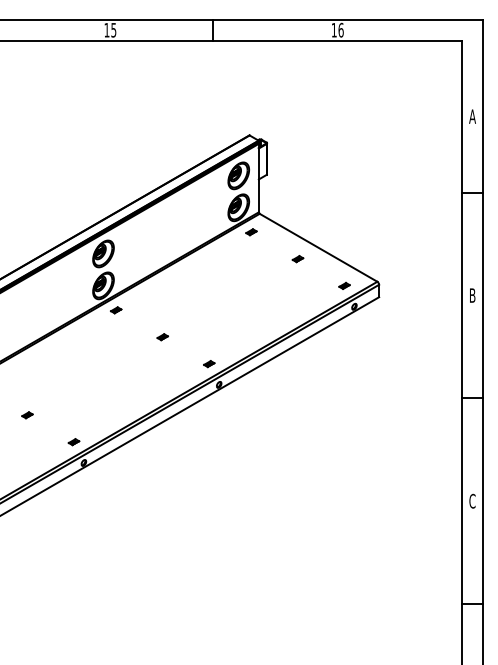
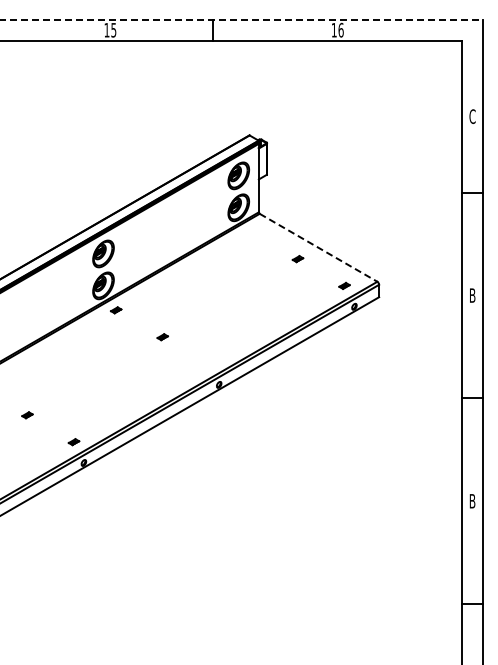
line: solid -> dashed (241, 19)
text: A -> C (472, 116)
part: present -> none (251, 232)
line: solid -> dashed (318, 247)
part: present -> none (209, 364)
text: C -> B (472, 500)
